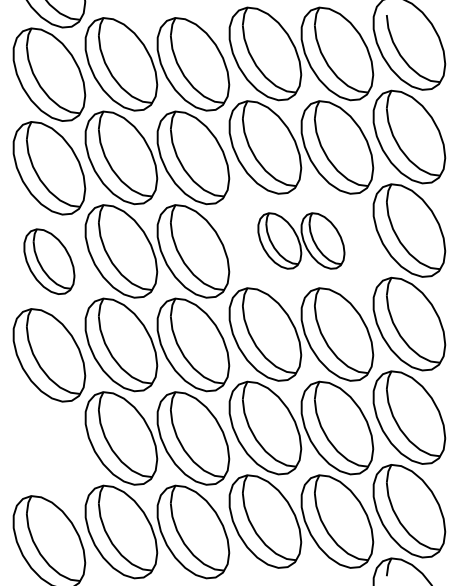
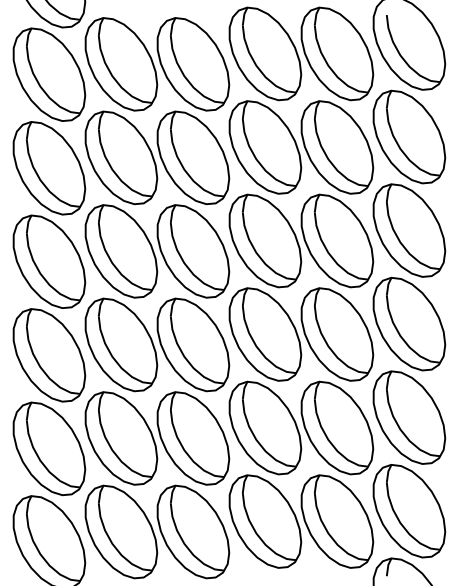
part size: 89x58 px -> 147x96 px (301, 240)
part size: 53x67 px -> 75x95 px (49, 261)
part: none -> present (49, 448)
